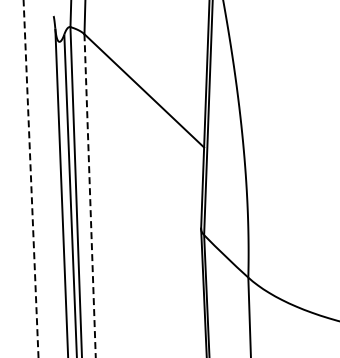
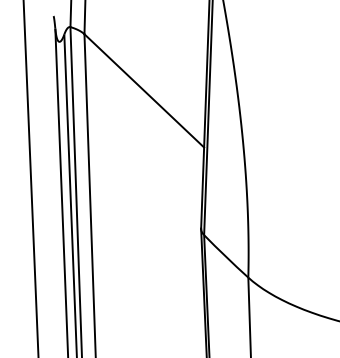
line: dashed -> solid (31, 179)
line: dashed -> solid (90, 196)
